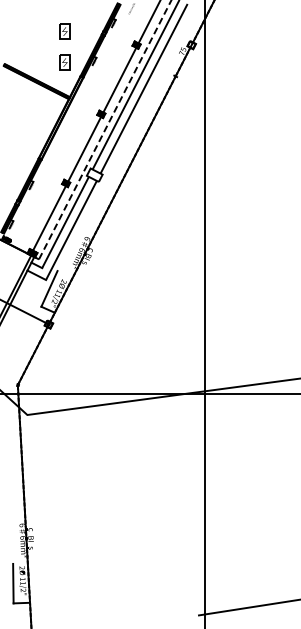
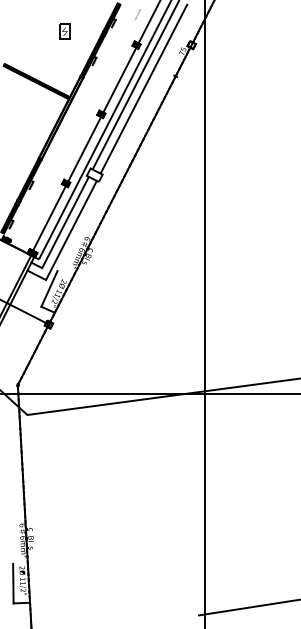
text position: (131, 8) -> (137, 14) (137, 14)
part: present -> none (64, 62)
line: dashed -> solid (105, 129)
